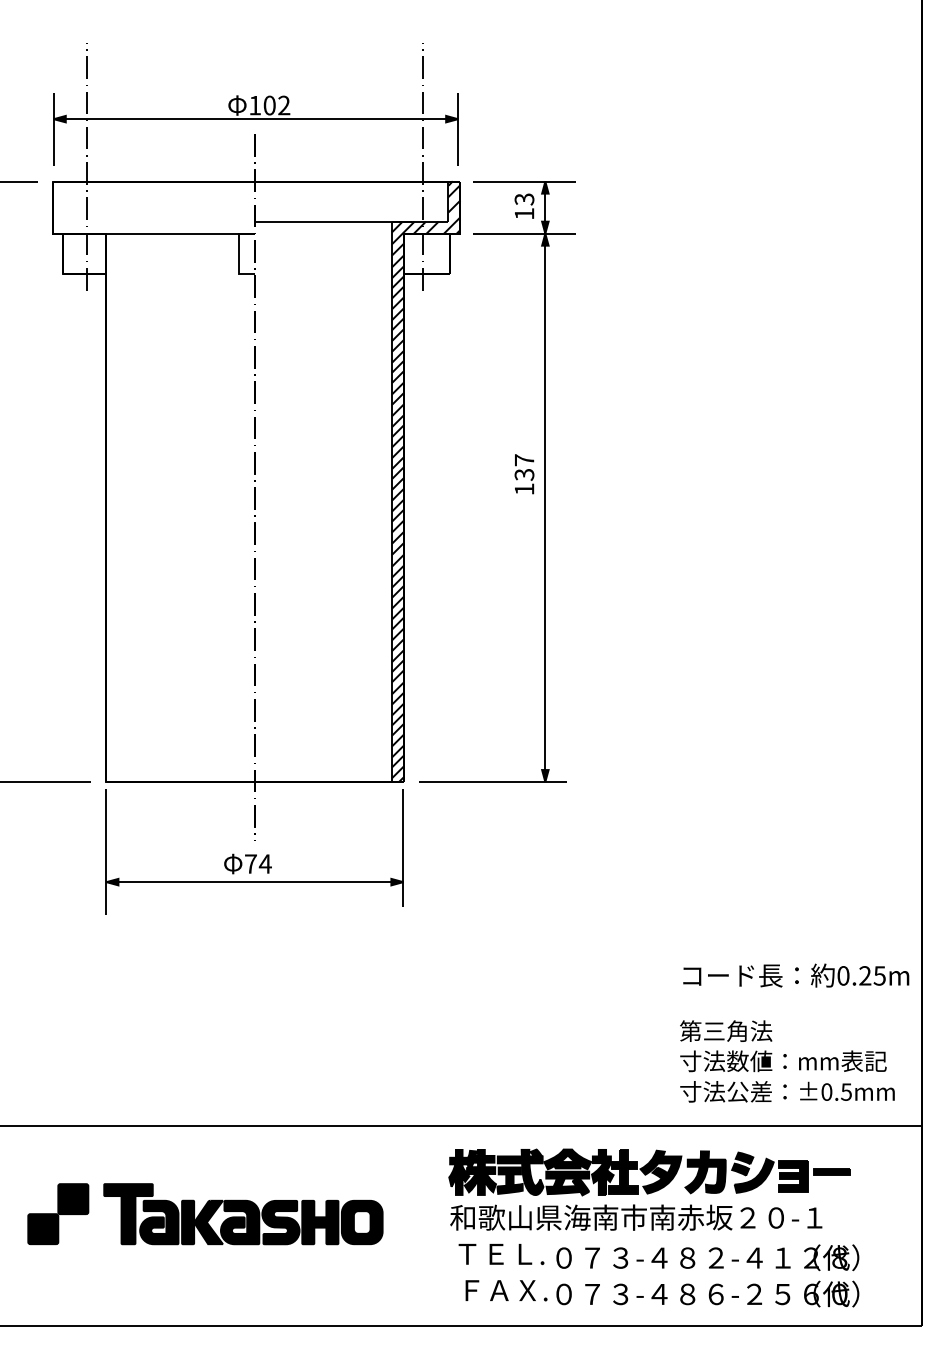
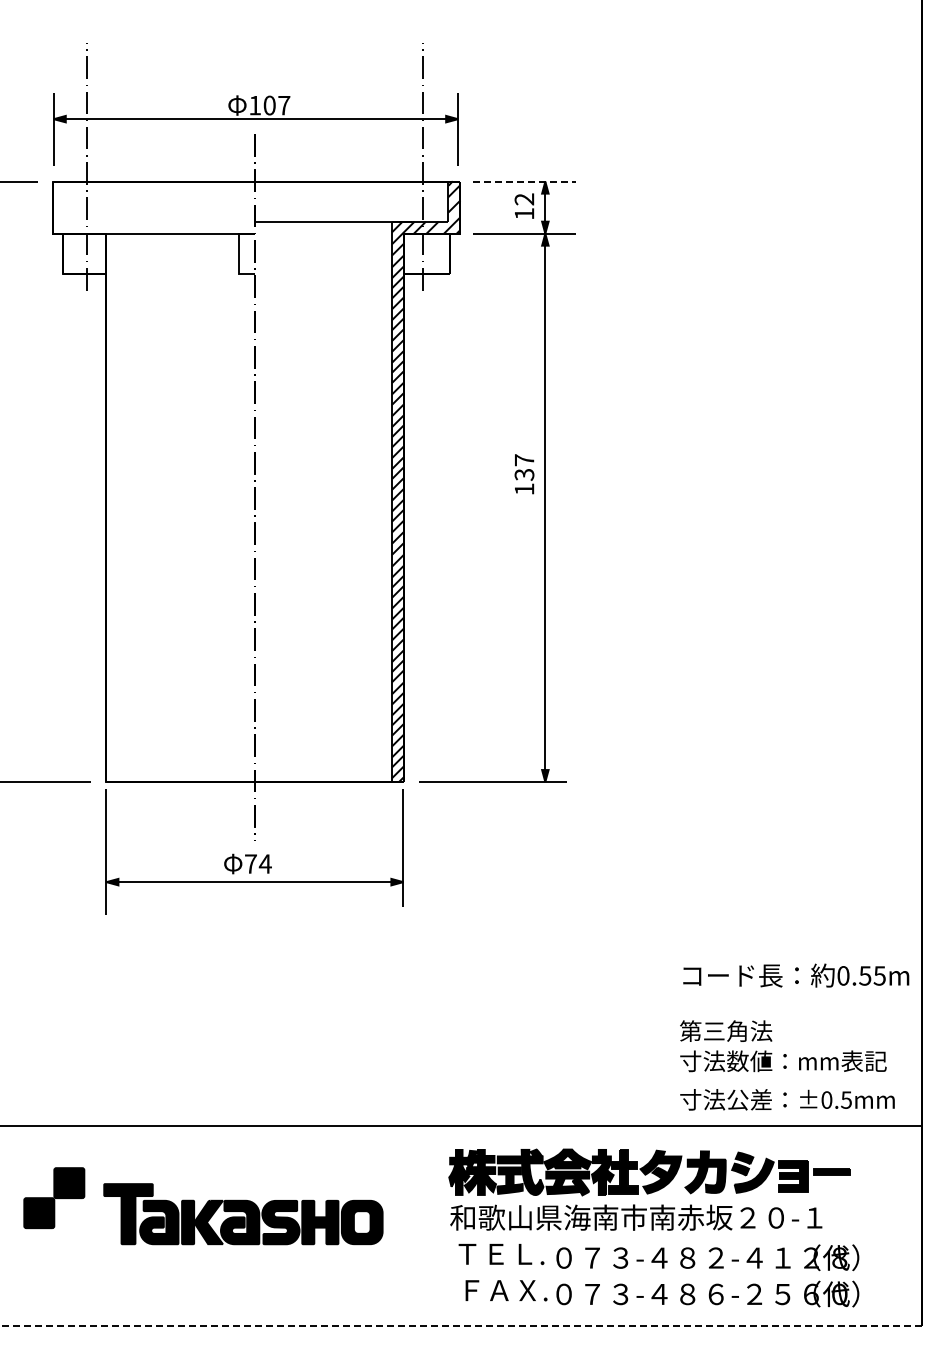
text: 102 -> 107 (284, 105)
line: solid -> dashed (524, 181)
text: 13 -> 12 (524, 199)
text: 0.25m -> 0.55m (865, 975)
text position: (787, 1091) -> (787, 1099) (787, 1099)
part position: (58, 1214) -> (54, 1198) (54, 1198)
line: solid -> dashed (460, 1325)
